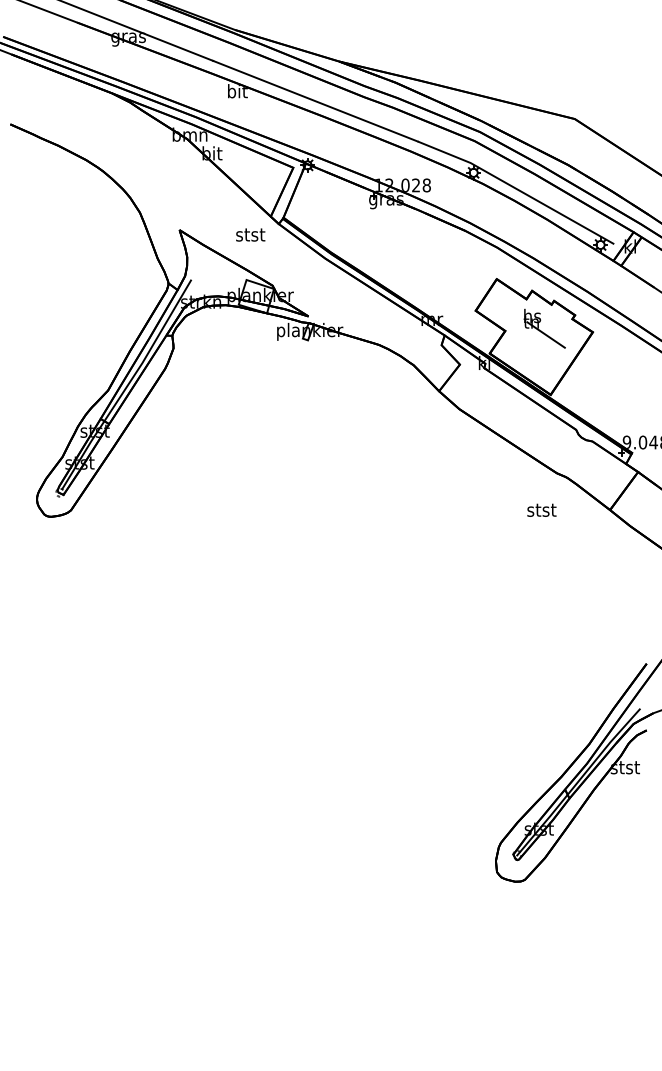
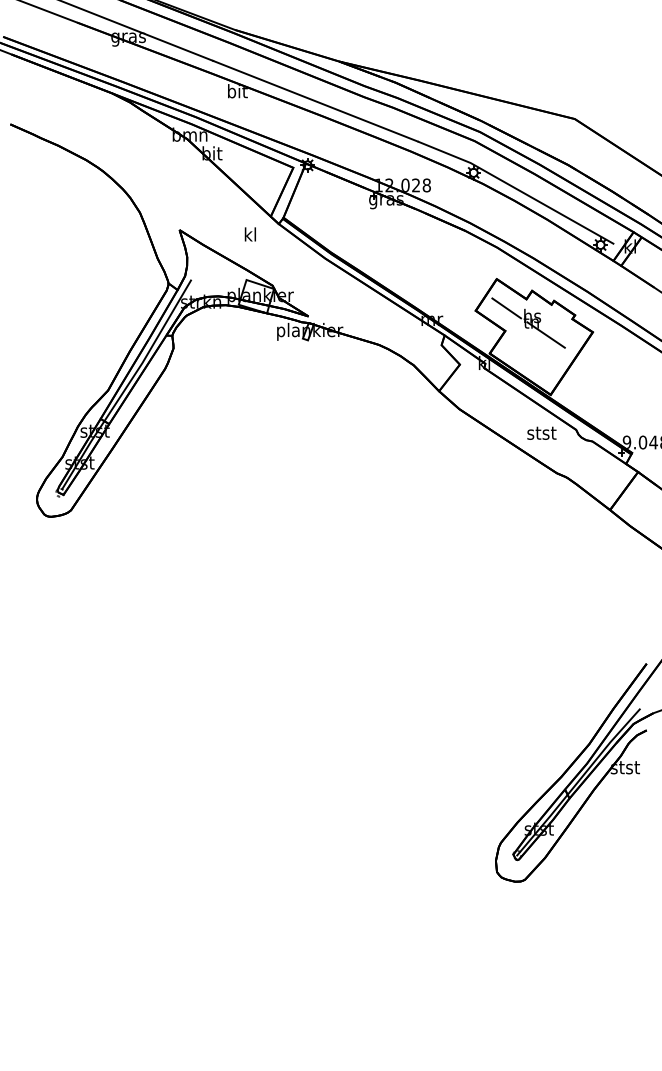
text: stst -> kl (250, 234)
line: none -> present (506, 308)
text position: (541, 509) -> (541, 432) (541, 432)
